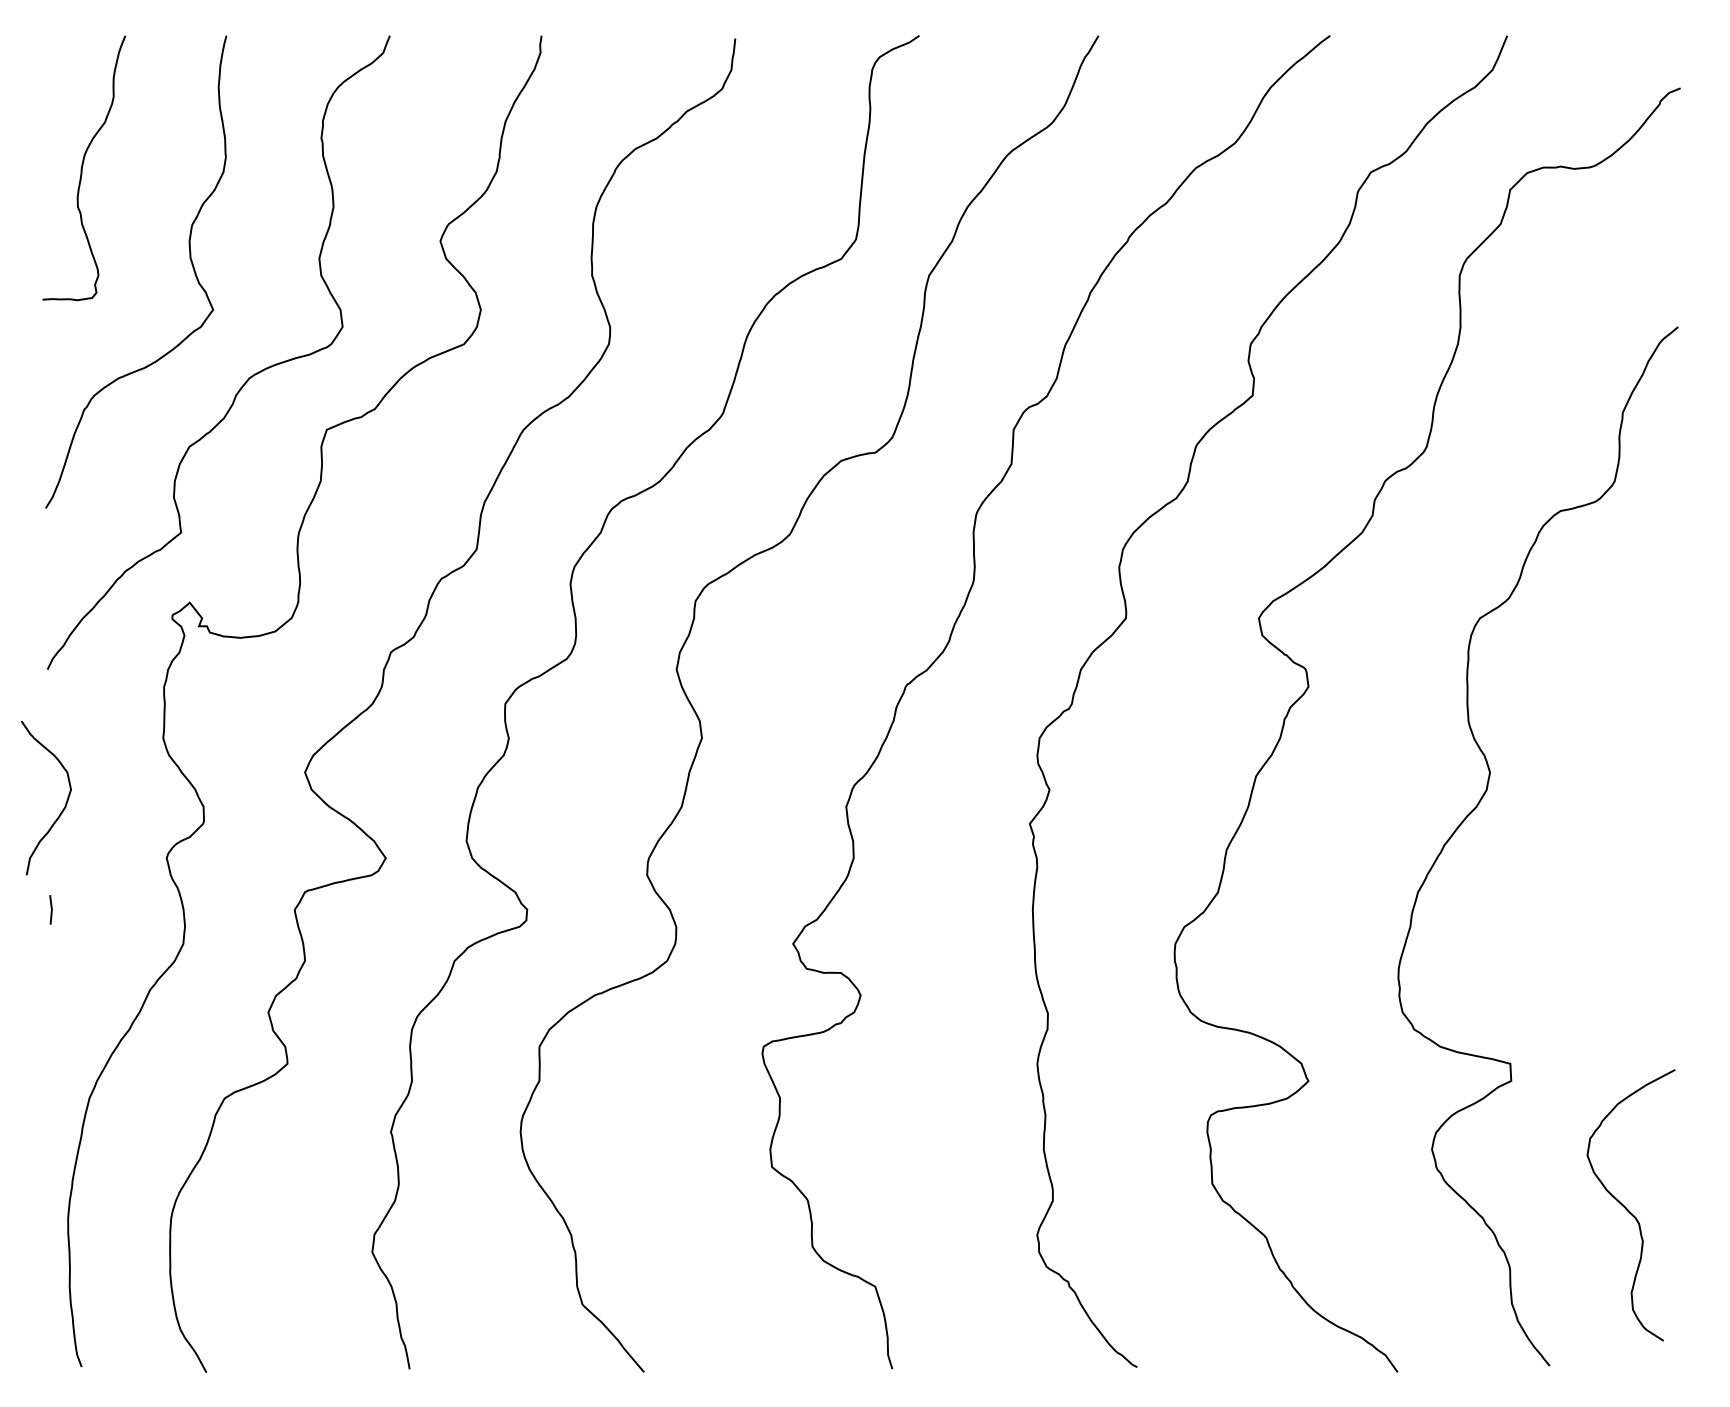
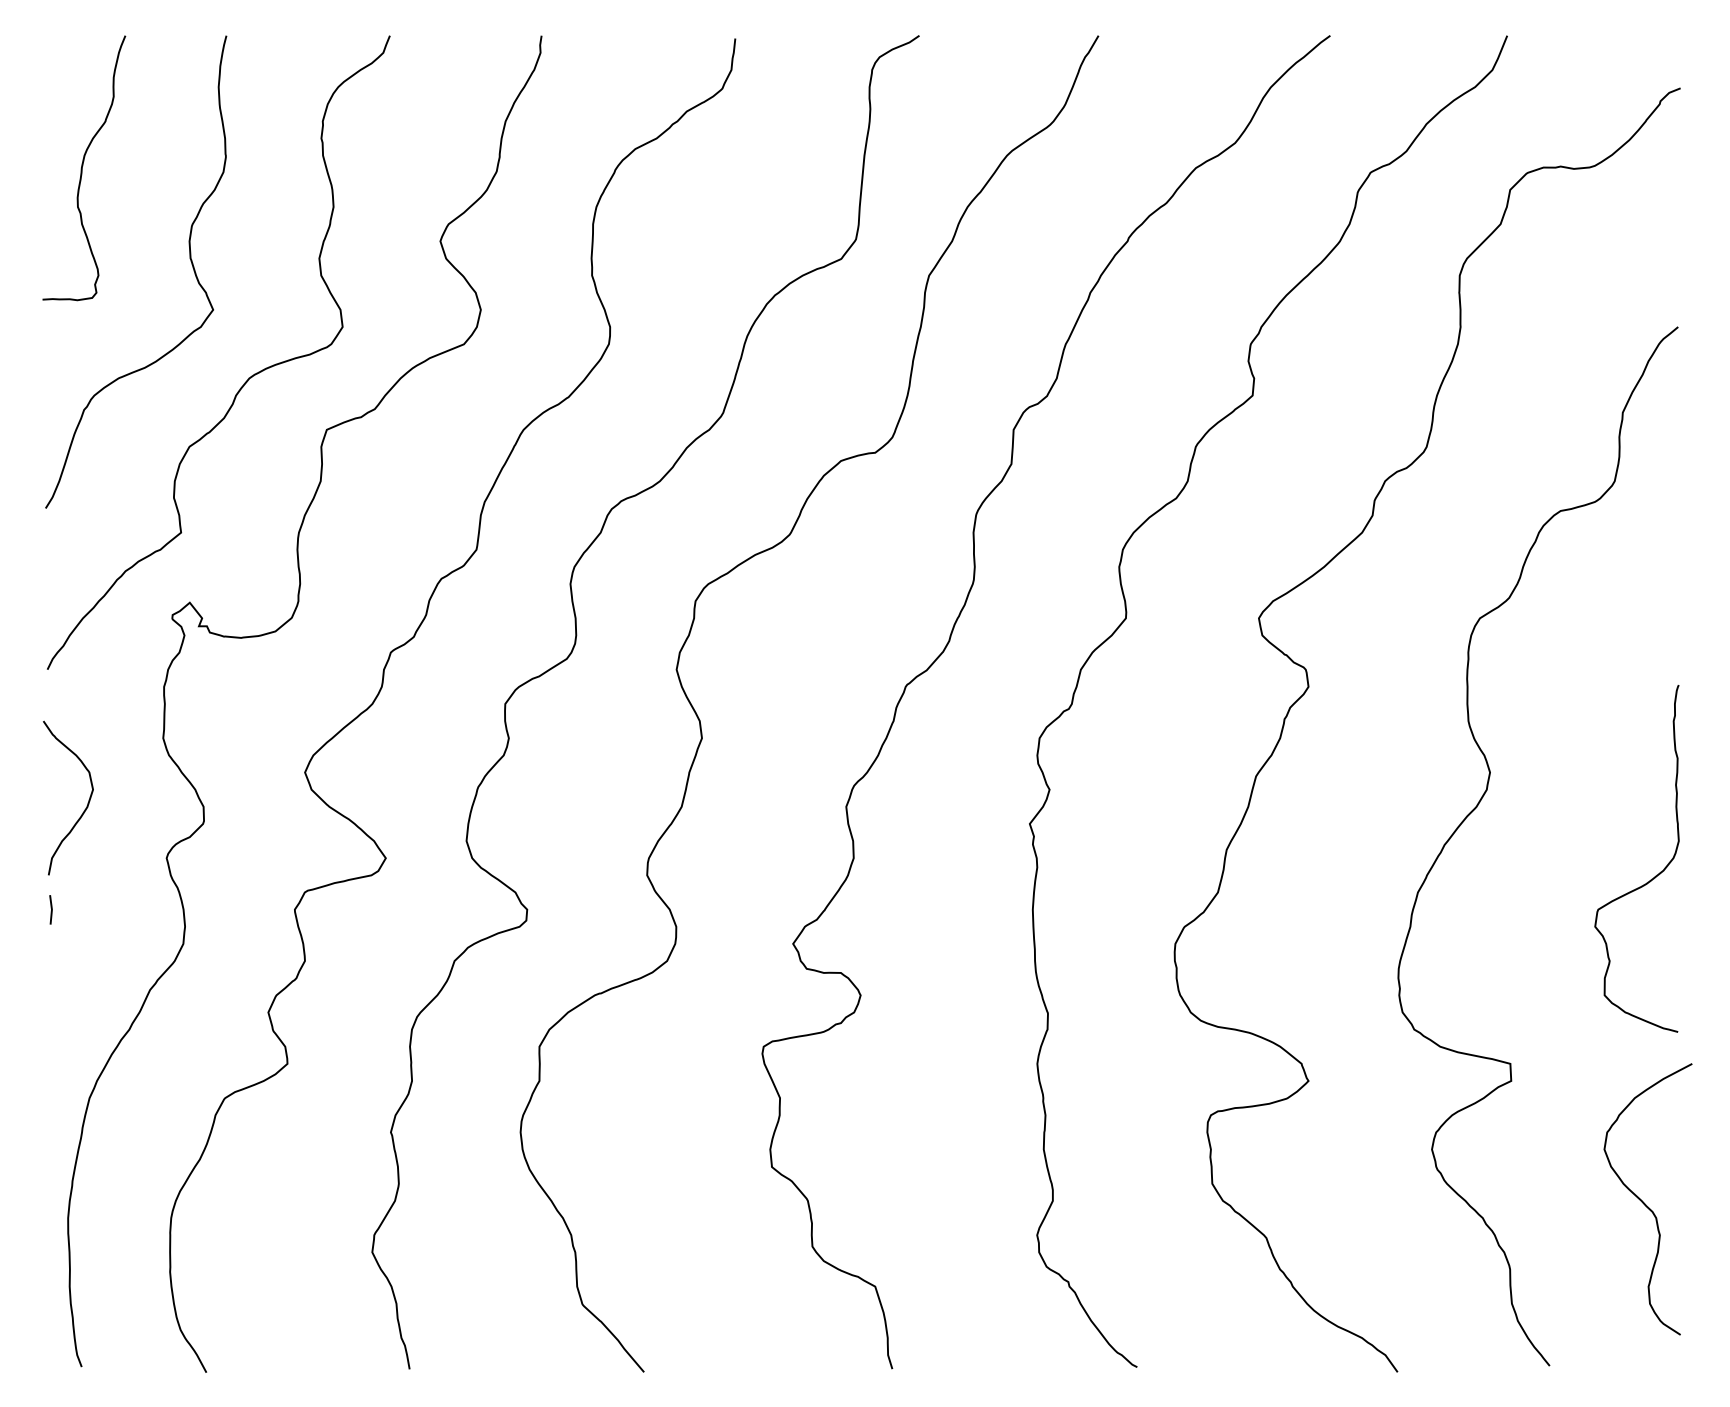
curve position: (65, 802) -> (87, 802) (87, 802)
curve: none -> present (1650, 879)
curve position: (1627, 1208) -> (1644, 1202) (1644, 1202)
